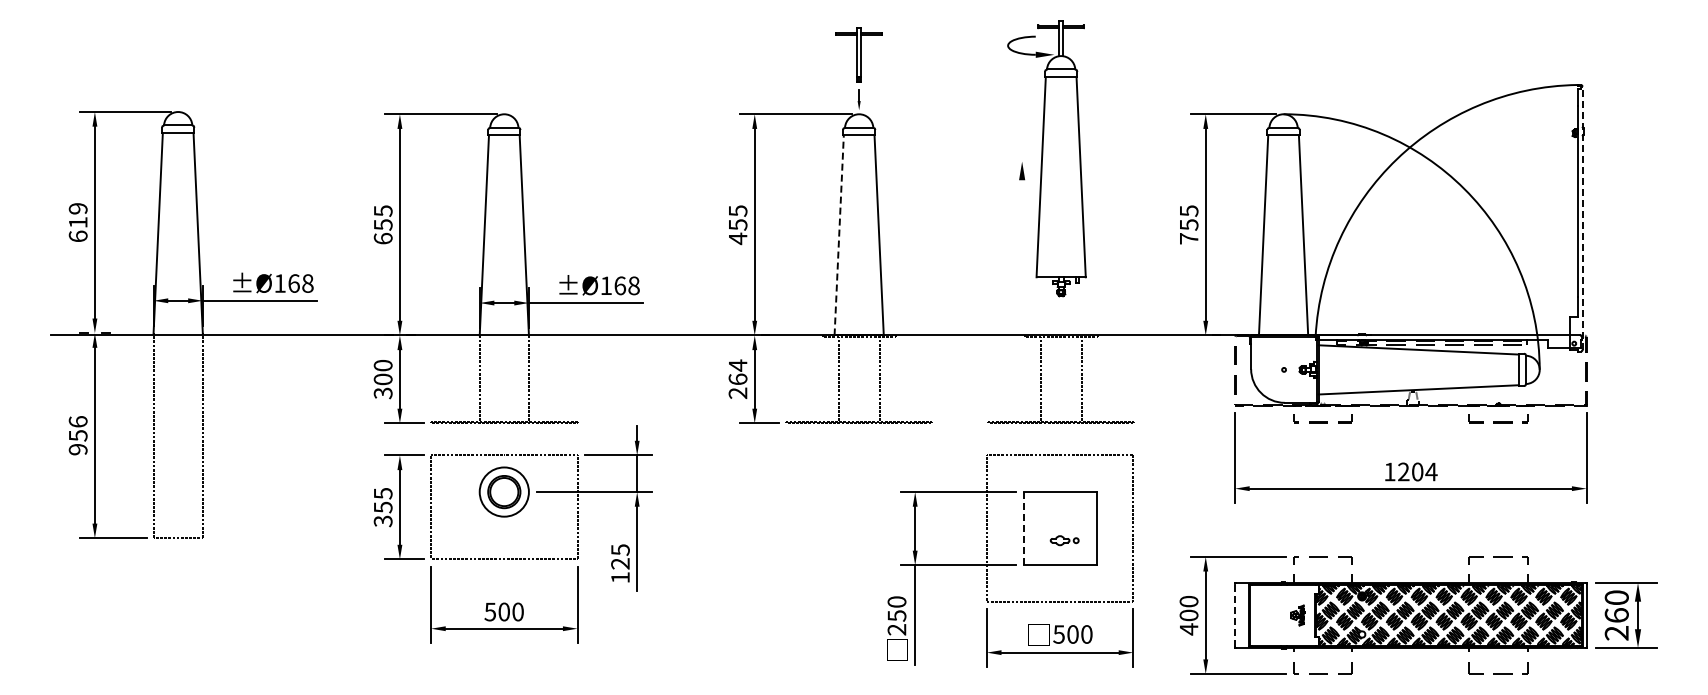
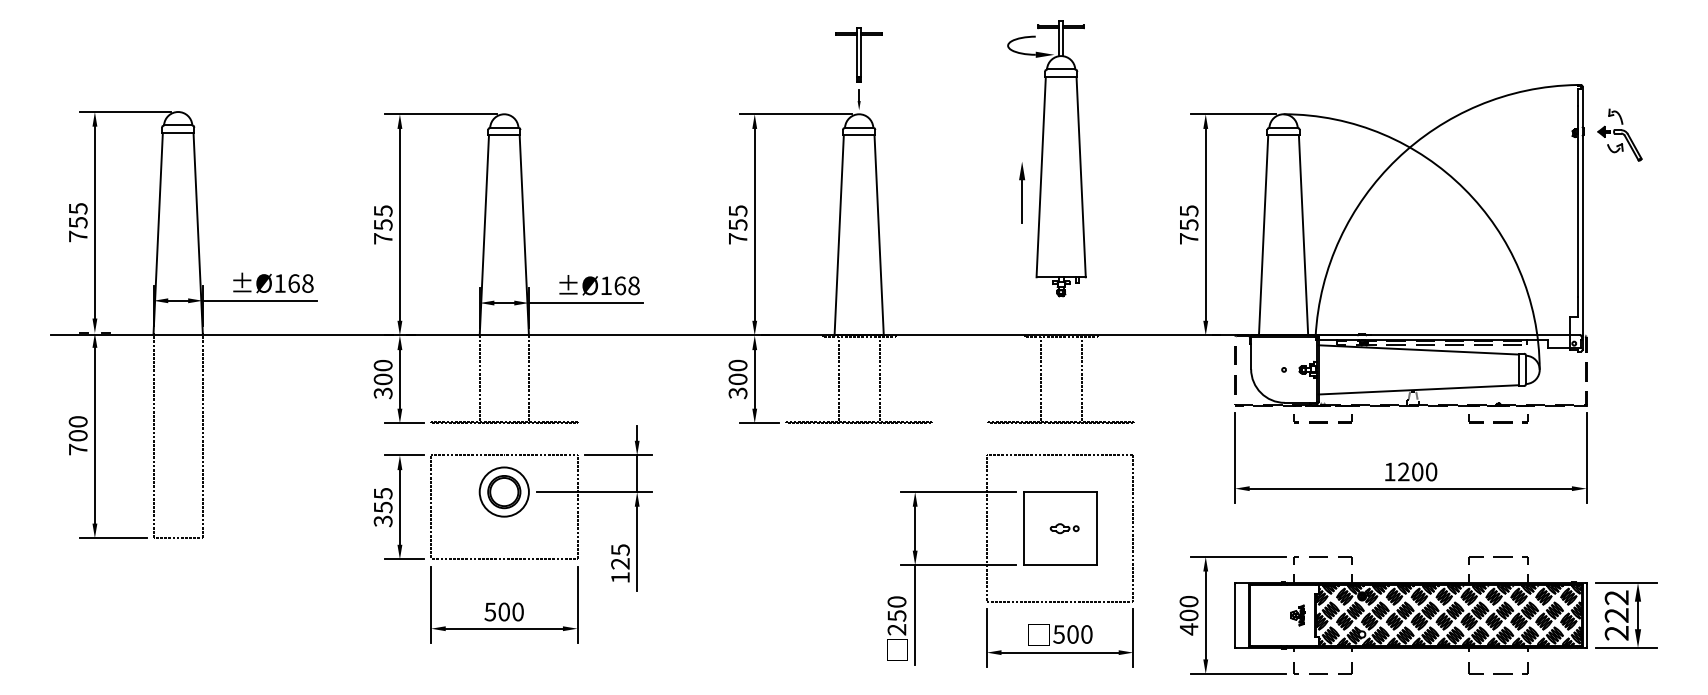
part: none -> present (1619, 134)
line: none -> present (1022, 201)
line: dashed -> solid (1582, 217)
text: 619 -> 755 (77, 222)
line: dashed -> solid (839, 234)
text: 655 -> 755 (382, 238)
text: 455 -> 755 (738, 238)
text: 264 -> 300 (737, 379)
text: 956 -> 700 (77, 435)
text: 1204 -> 1200 (1431, 471)
line: dashed -> solid (1023, 528)
part position: (1064, 540) -> (1064, 528) (1064, 528)
text: 260 -> 222 (1616, 606)
line: dashed -> solid (1235, 615)
